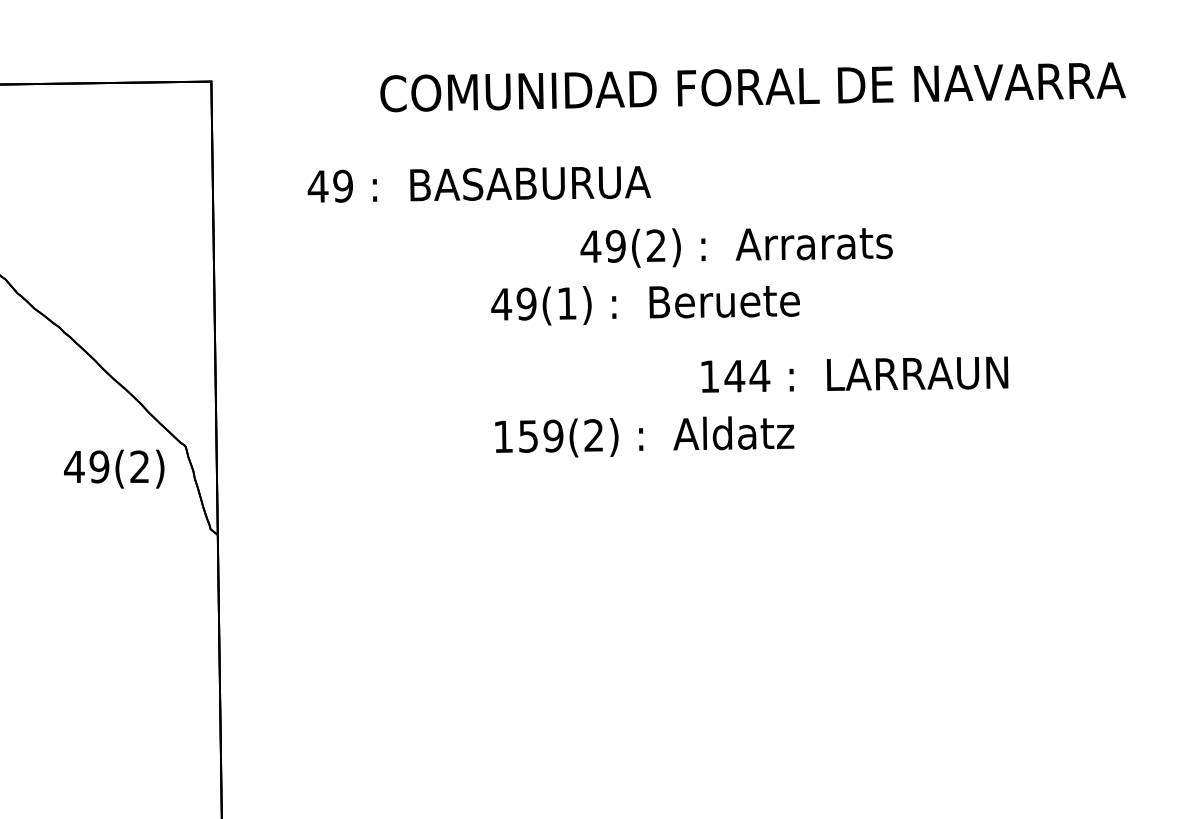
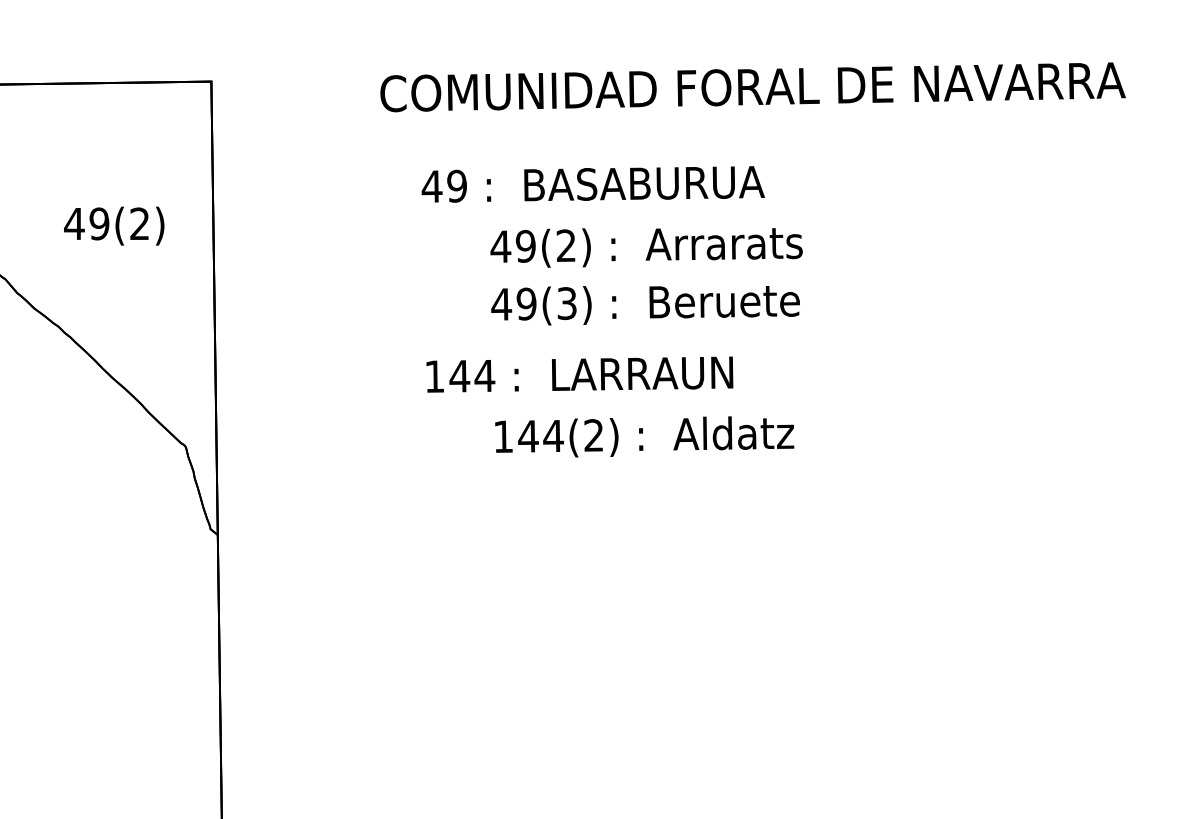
text position: (478, 184) -> (592, 184) (592, 184)
text position: (736, 247) -> (646, 247) (646, 247)
text: 49(1) -> 49(3) (566, 303)
text position: (854, 374) -> (579, 374) (579, 374)
text: 159(2) -> 144(2) (540, 435)
text position: (114, 468) -> (114, 225) (114, 225)
